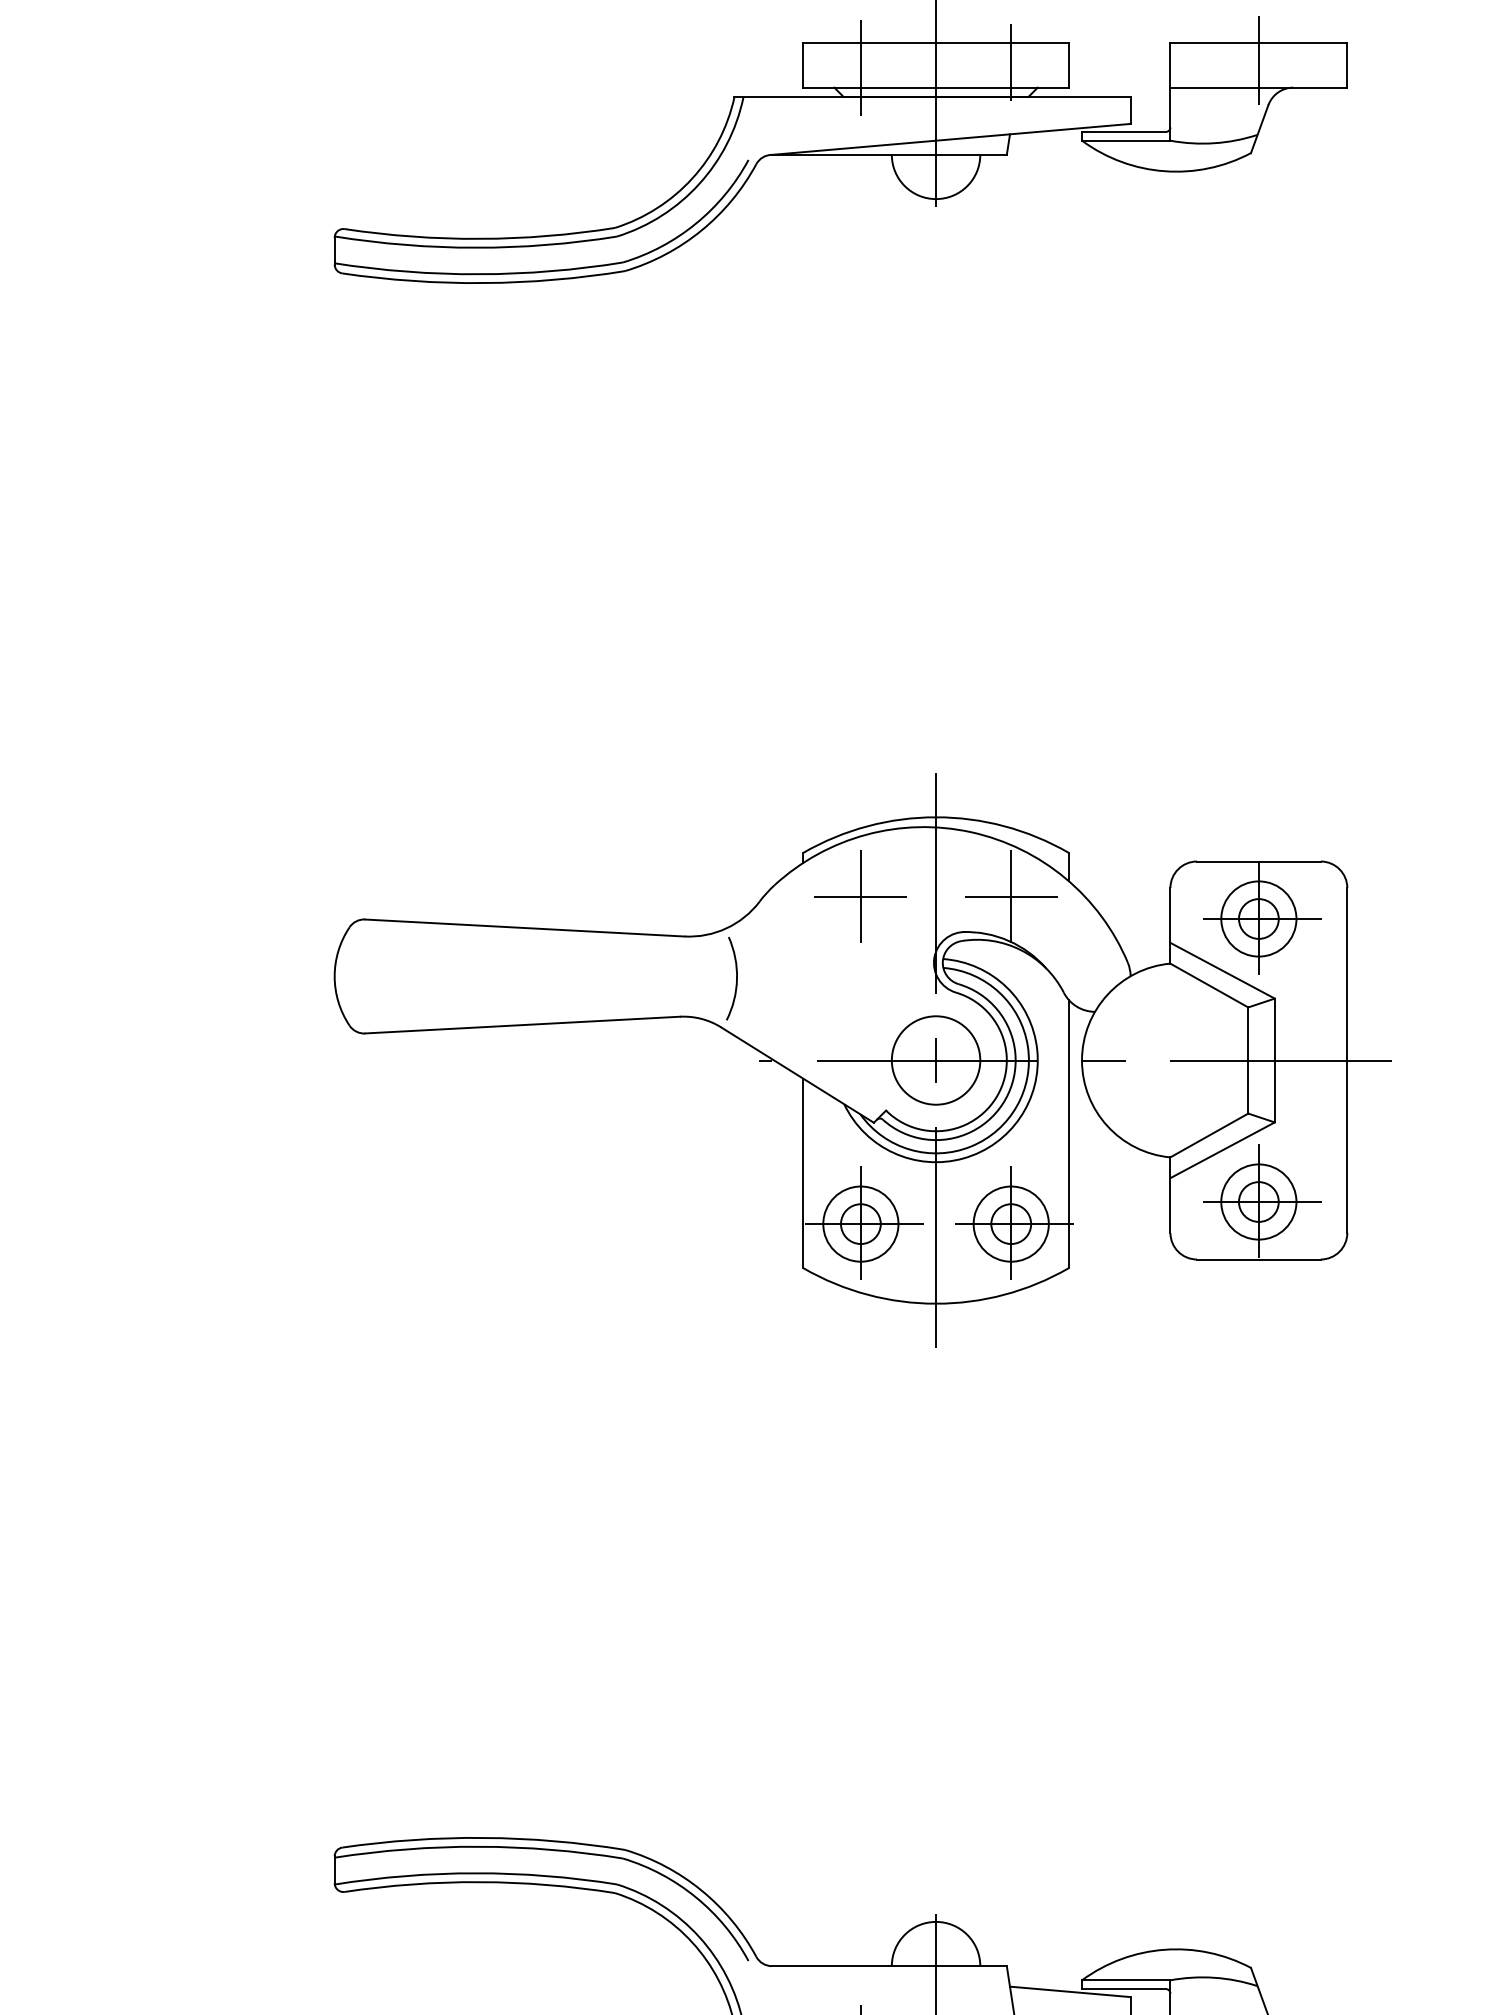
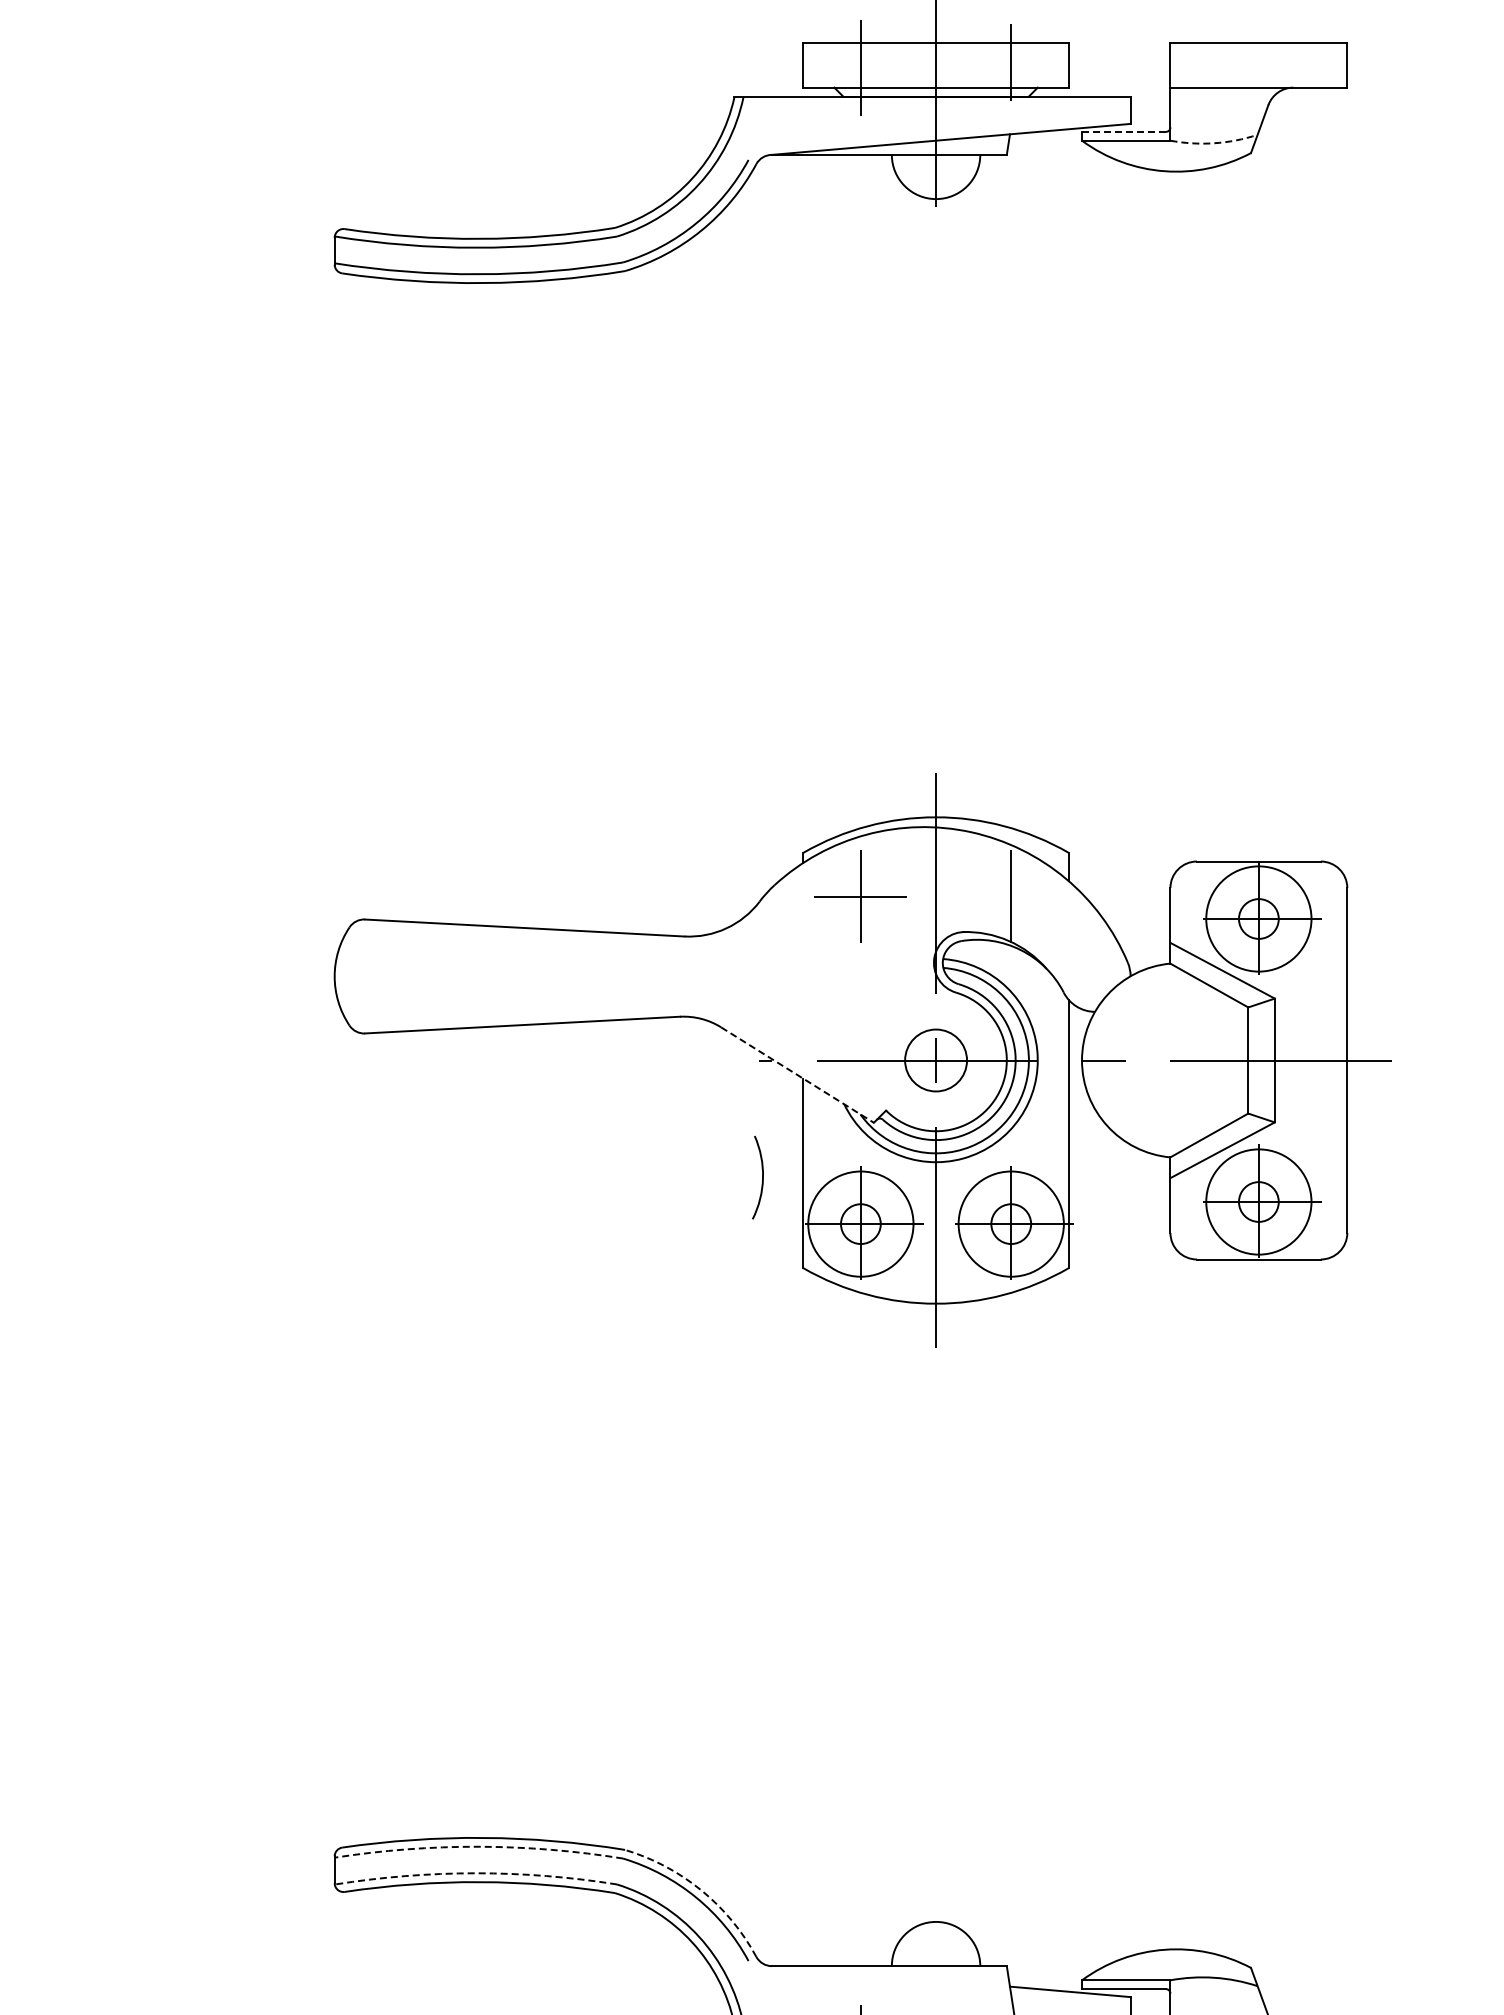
line: present -> none (1258, 60)
line: solid -> dashed (1124, 131)
arc: solid -> dashed (1214, 143)
line: present -> none (1010, 896)
circle diameter: 75 px -> 105 px (1258, 918)
arc position: (736, 978) -> (762, 1177) (762, 1177)
circle diameter: 88 px -> 62 px (936, 1060)
line: solid -> dashed (797, 1075)
circle diameter: 75 px -> 105 px (1258, 1201)
circle diameter: 75 px -> 105 px (860, 1223)
circle diameter: 75 px -> 105 px (1010, 1223)
arc: solid -> dashed (478, 1846)
arc: solid -> dashed (475, 1873)
arc: solid -> dashed (701, 1890)
line: present -> none (936, 1962)
